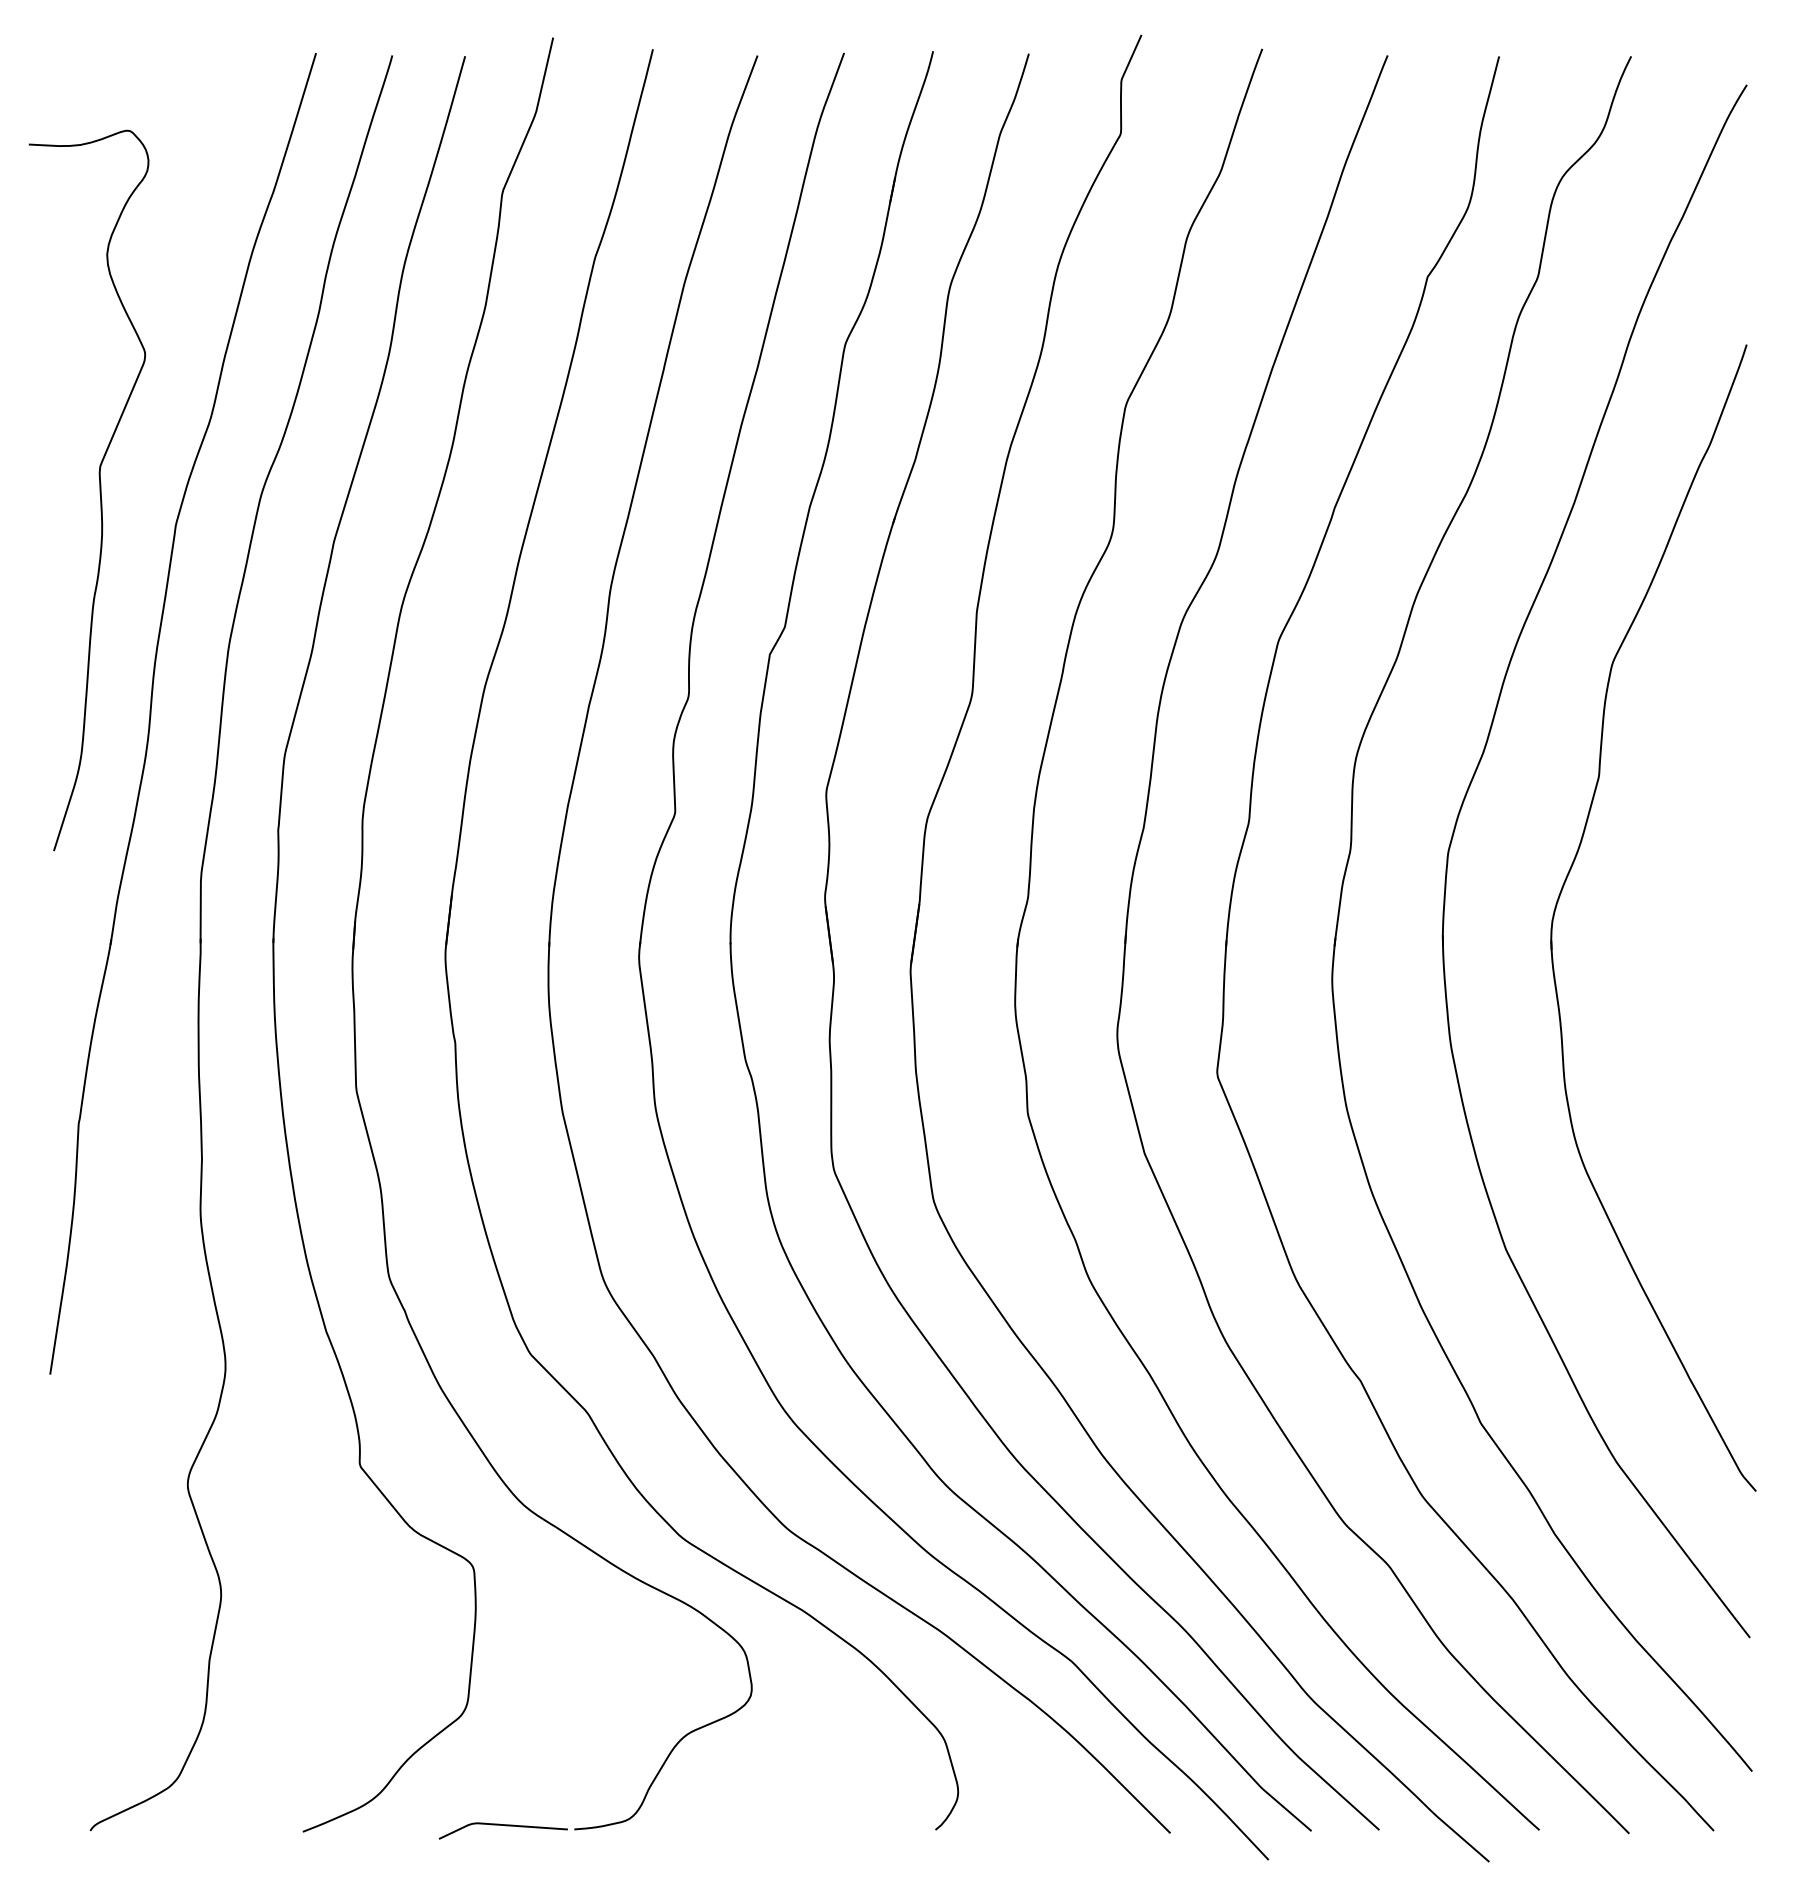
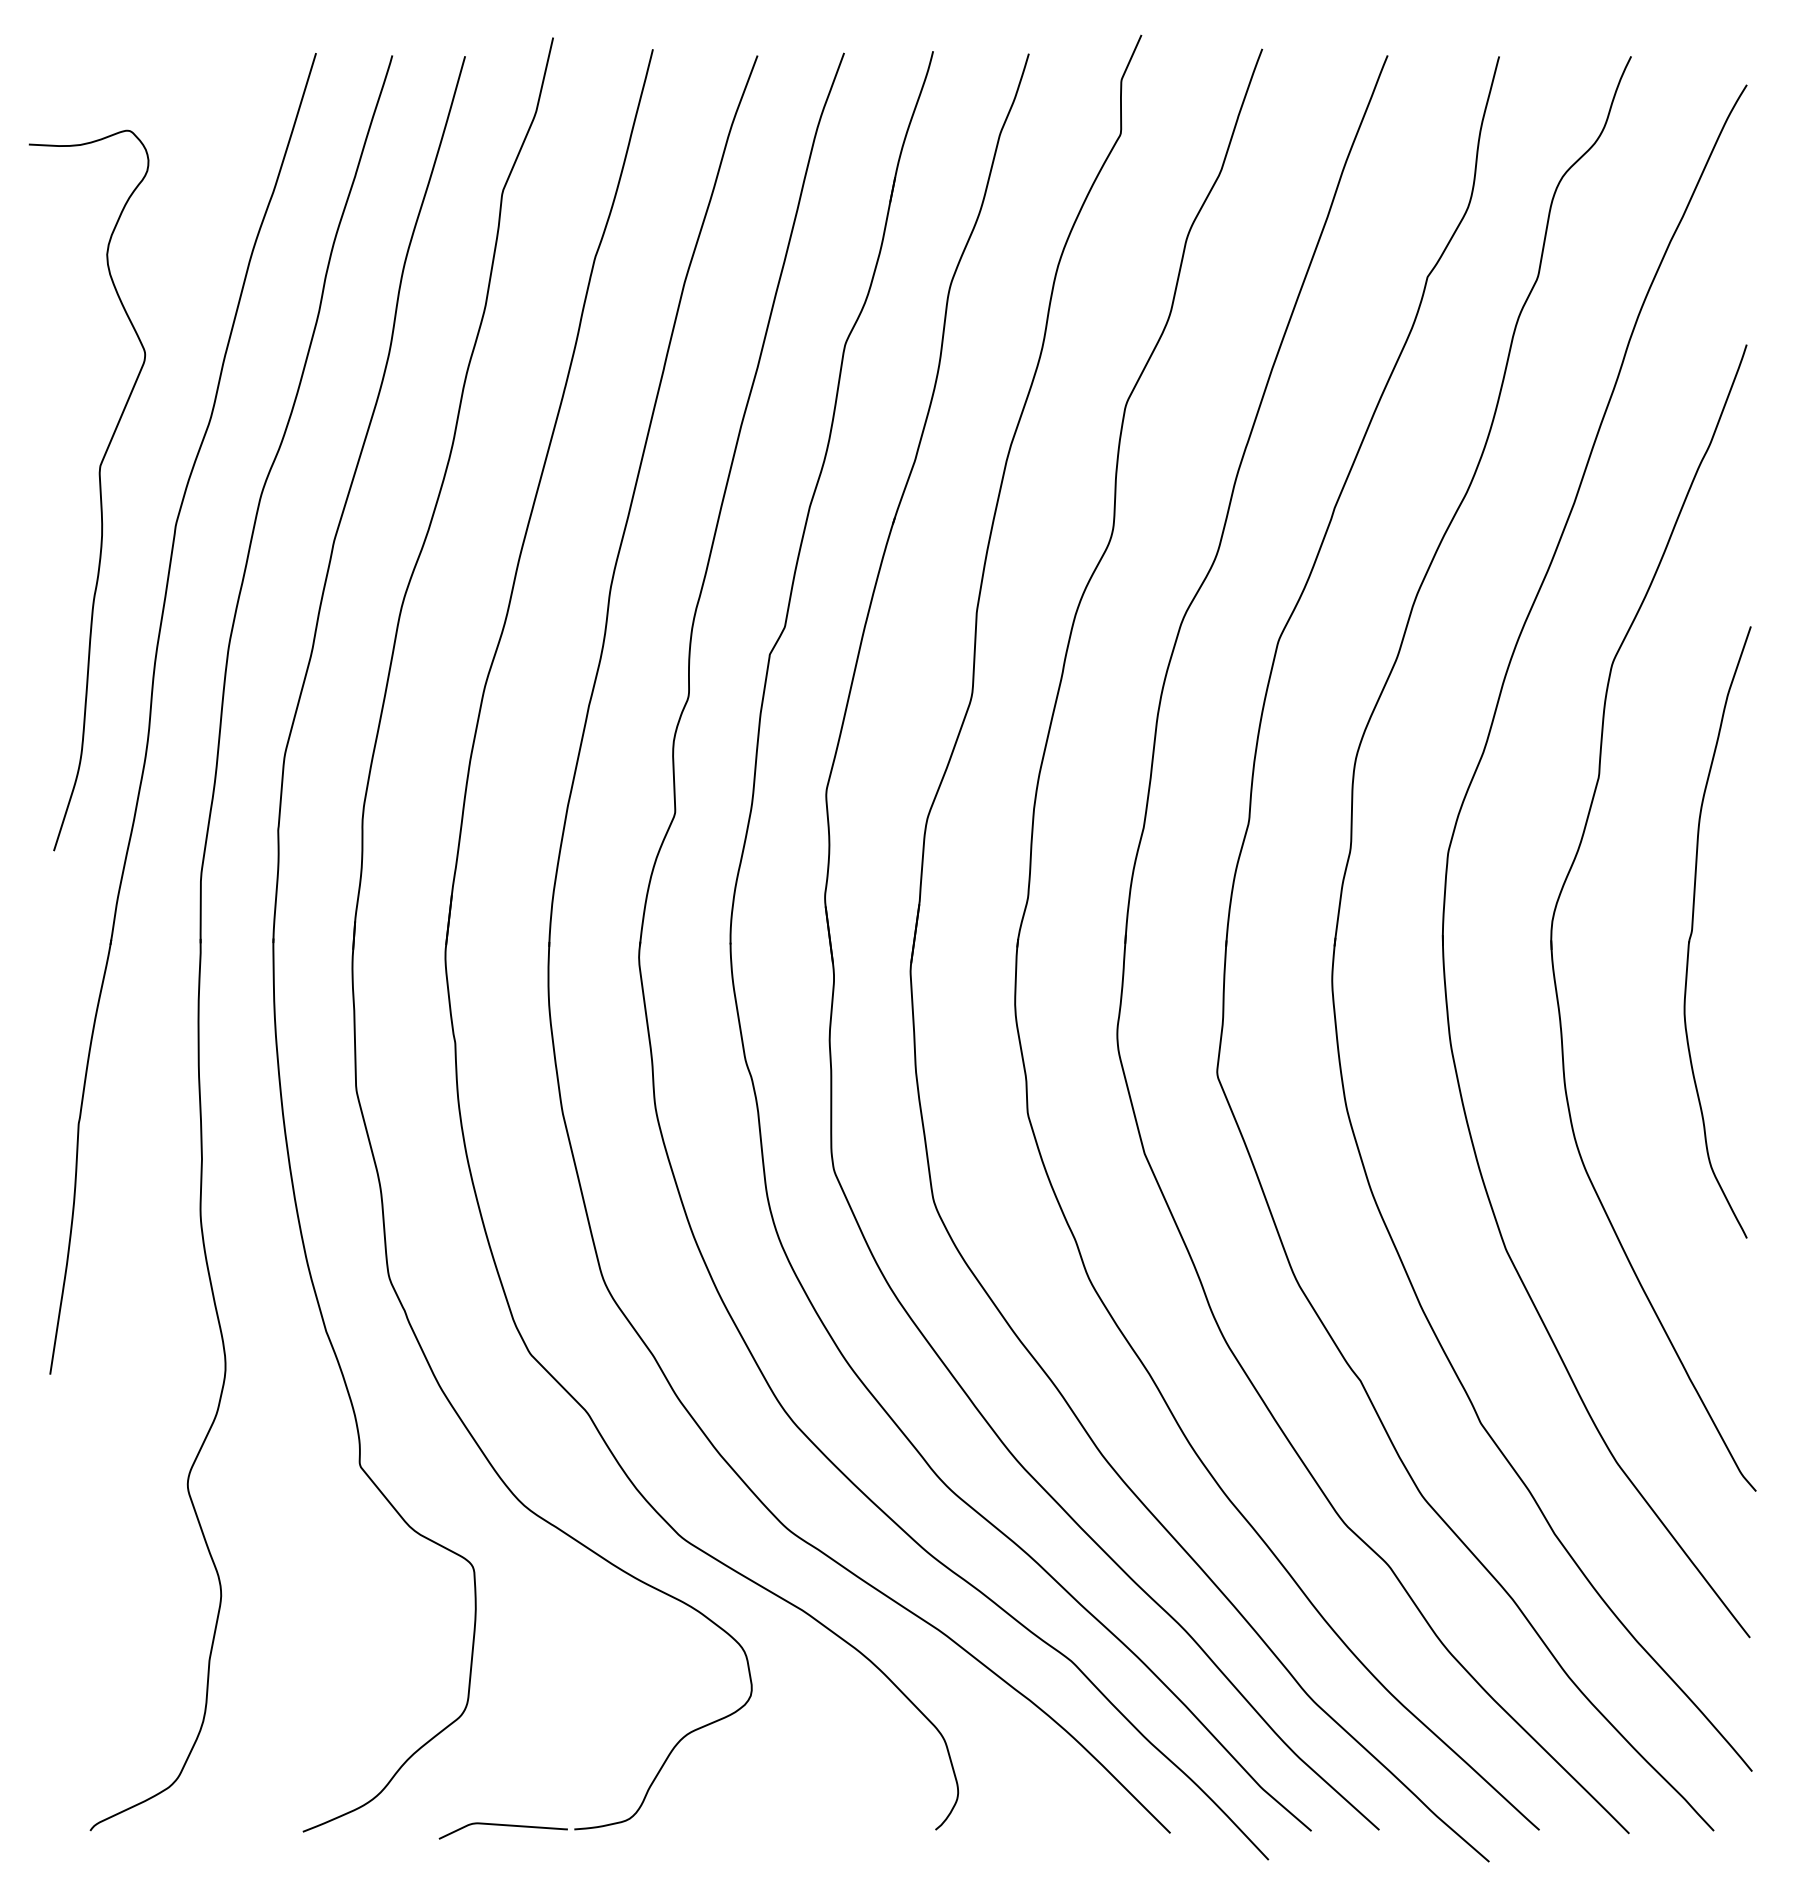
part: none -> present (1693, 928)
